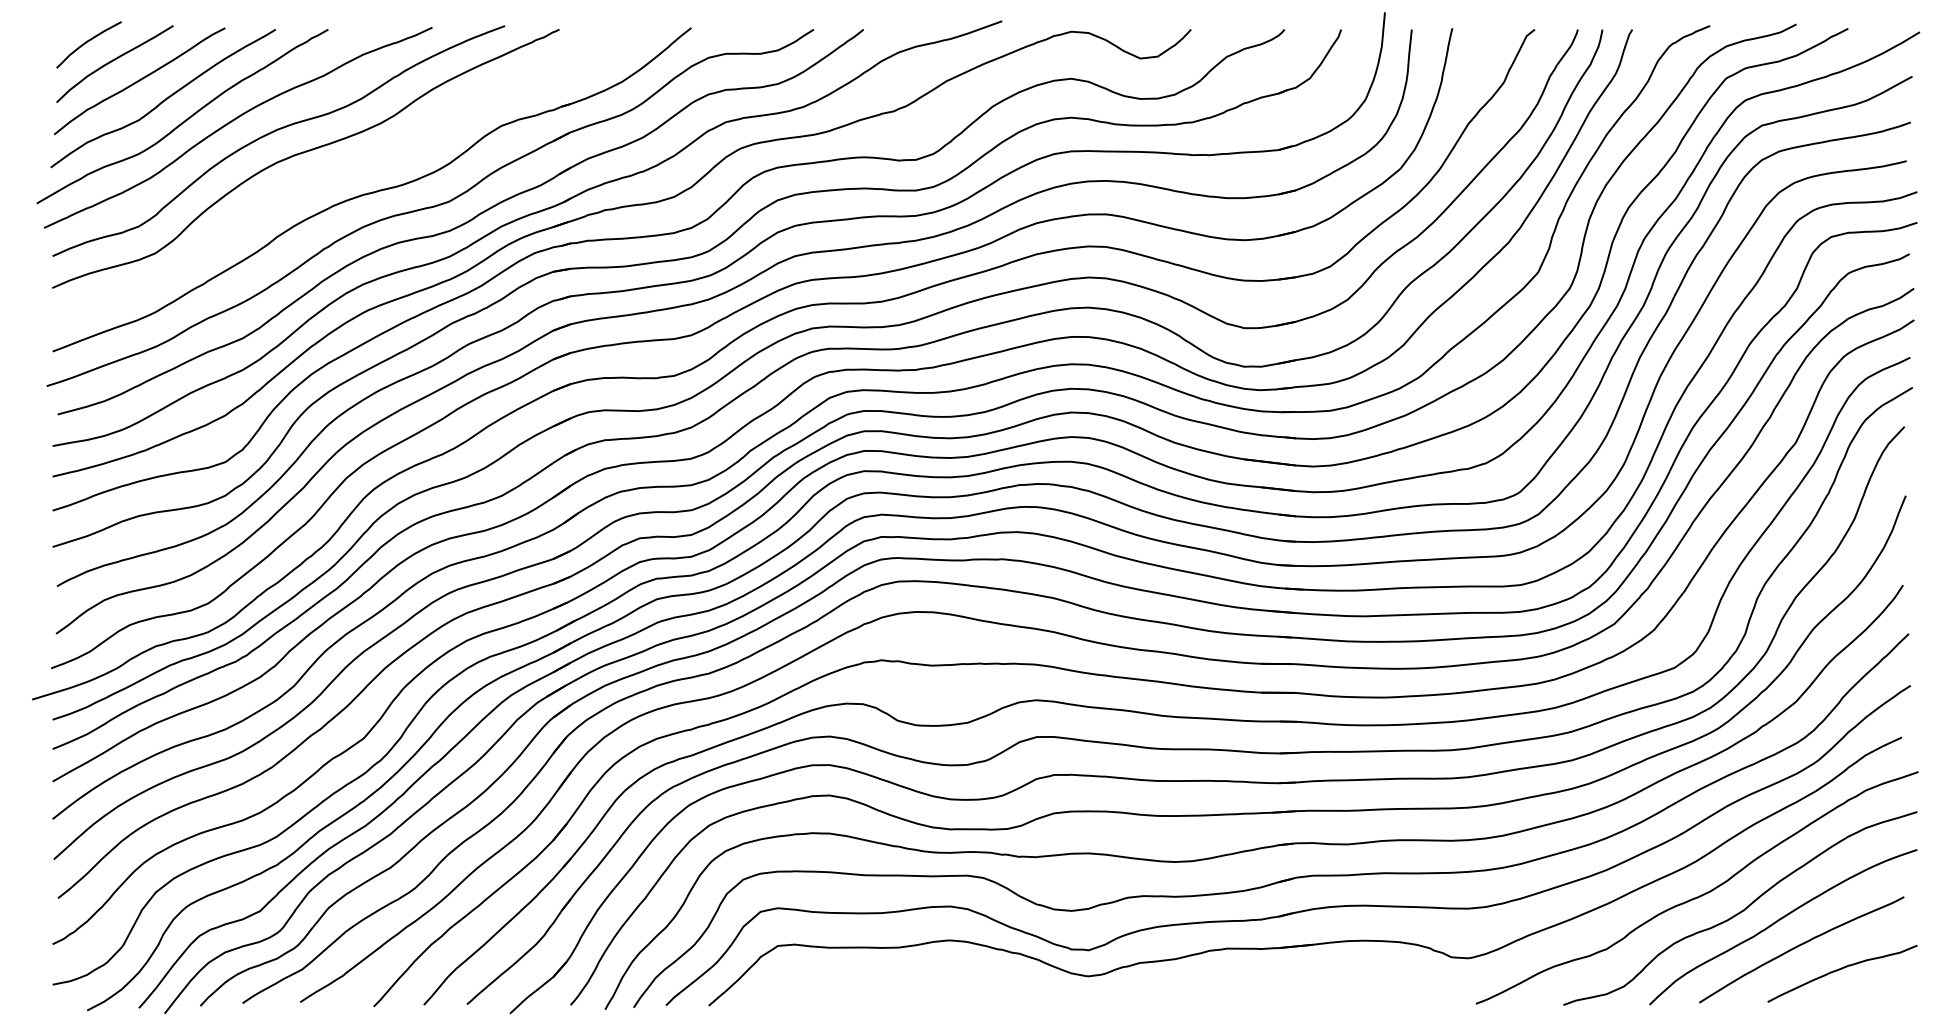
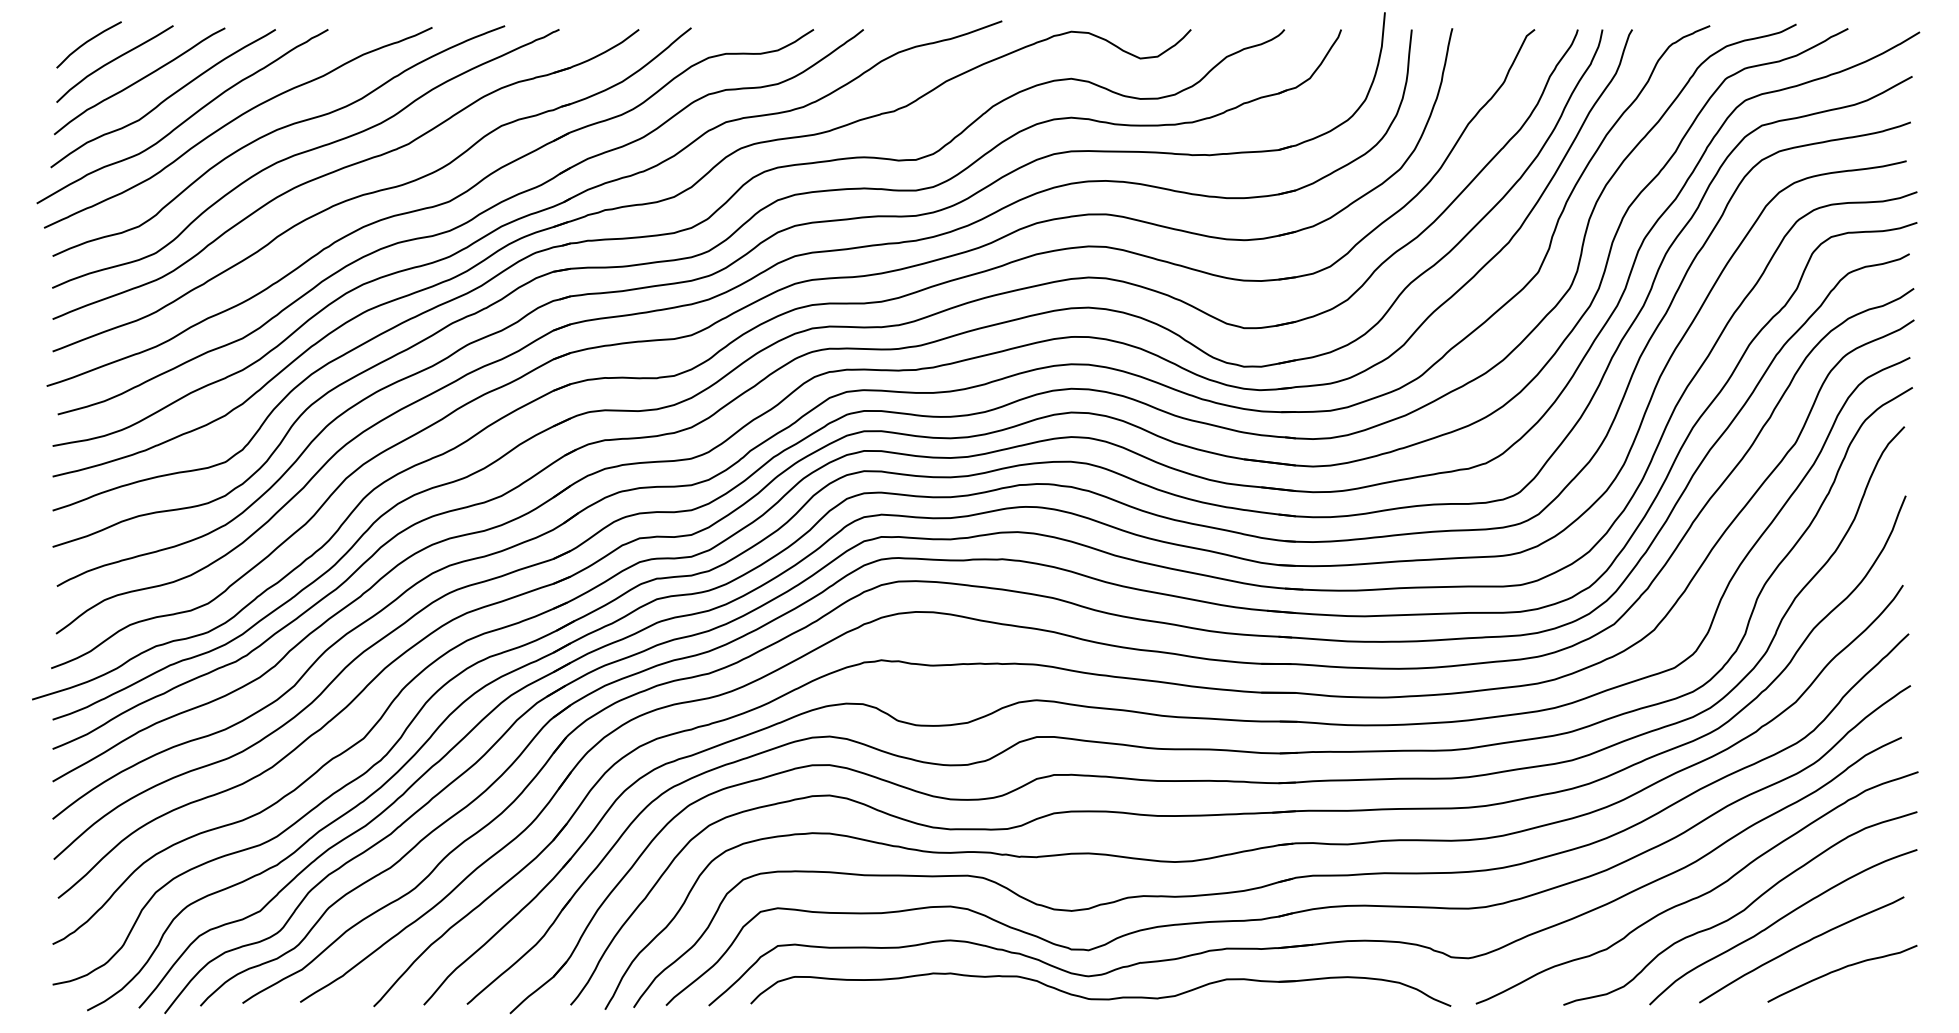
part: none -> present (345, 174)
part: none -> present (1100, 998)
